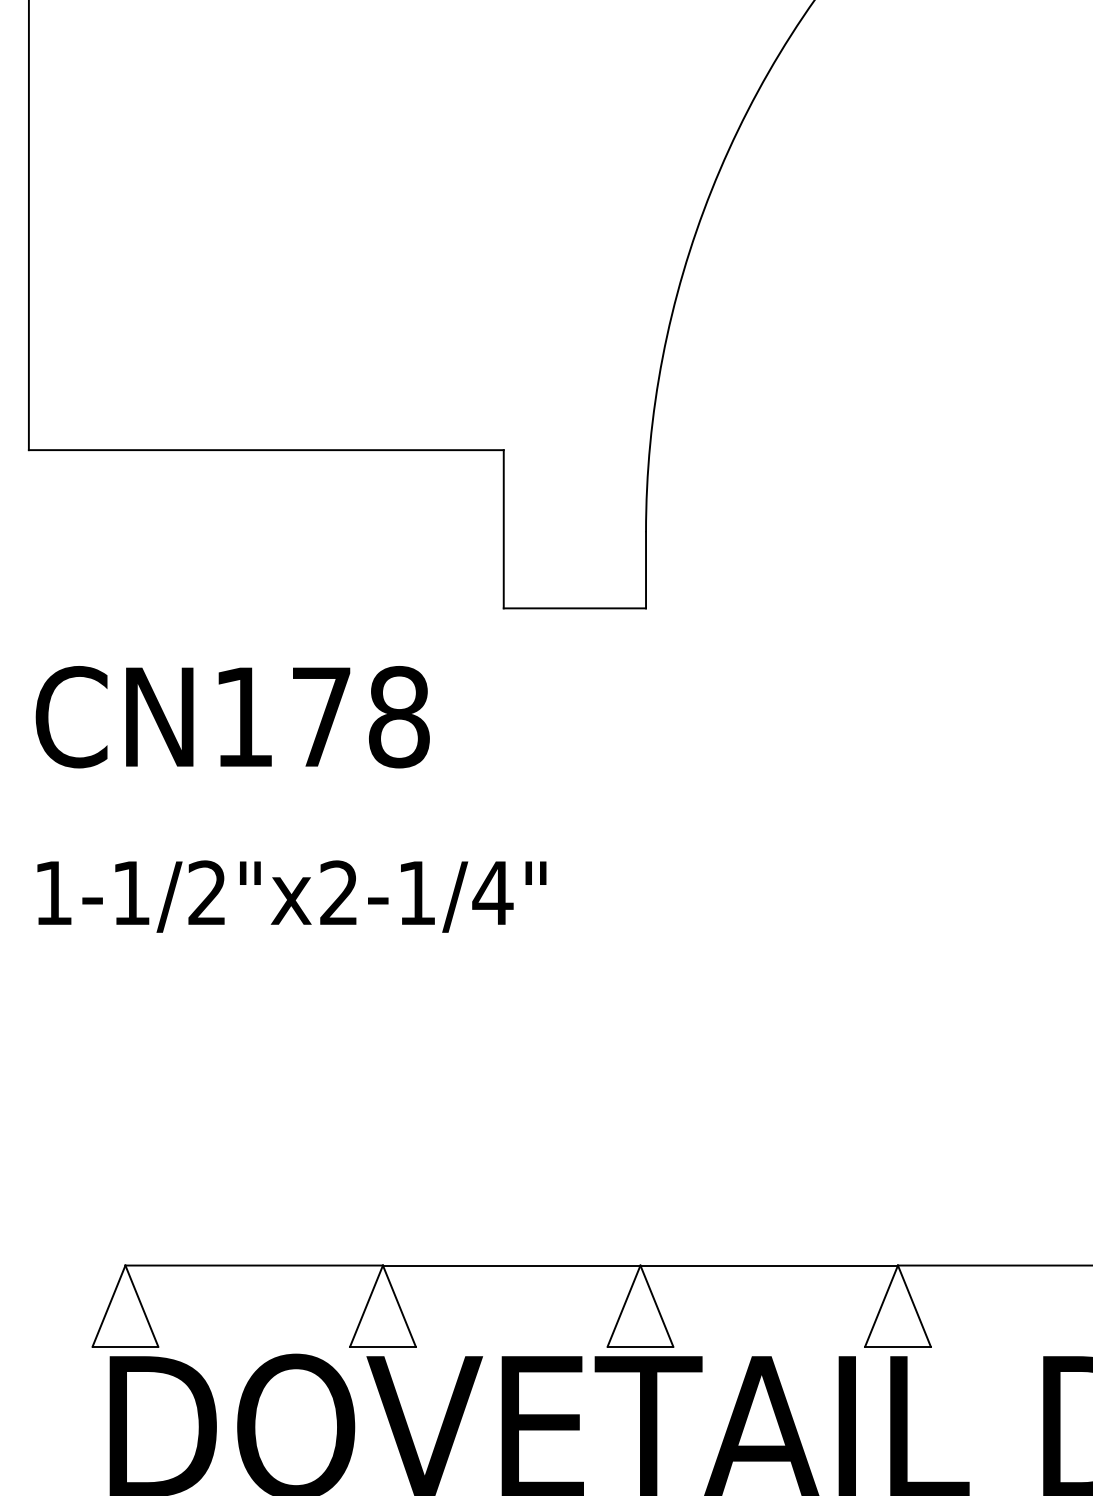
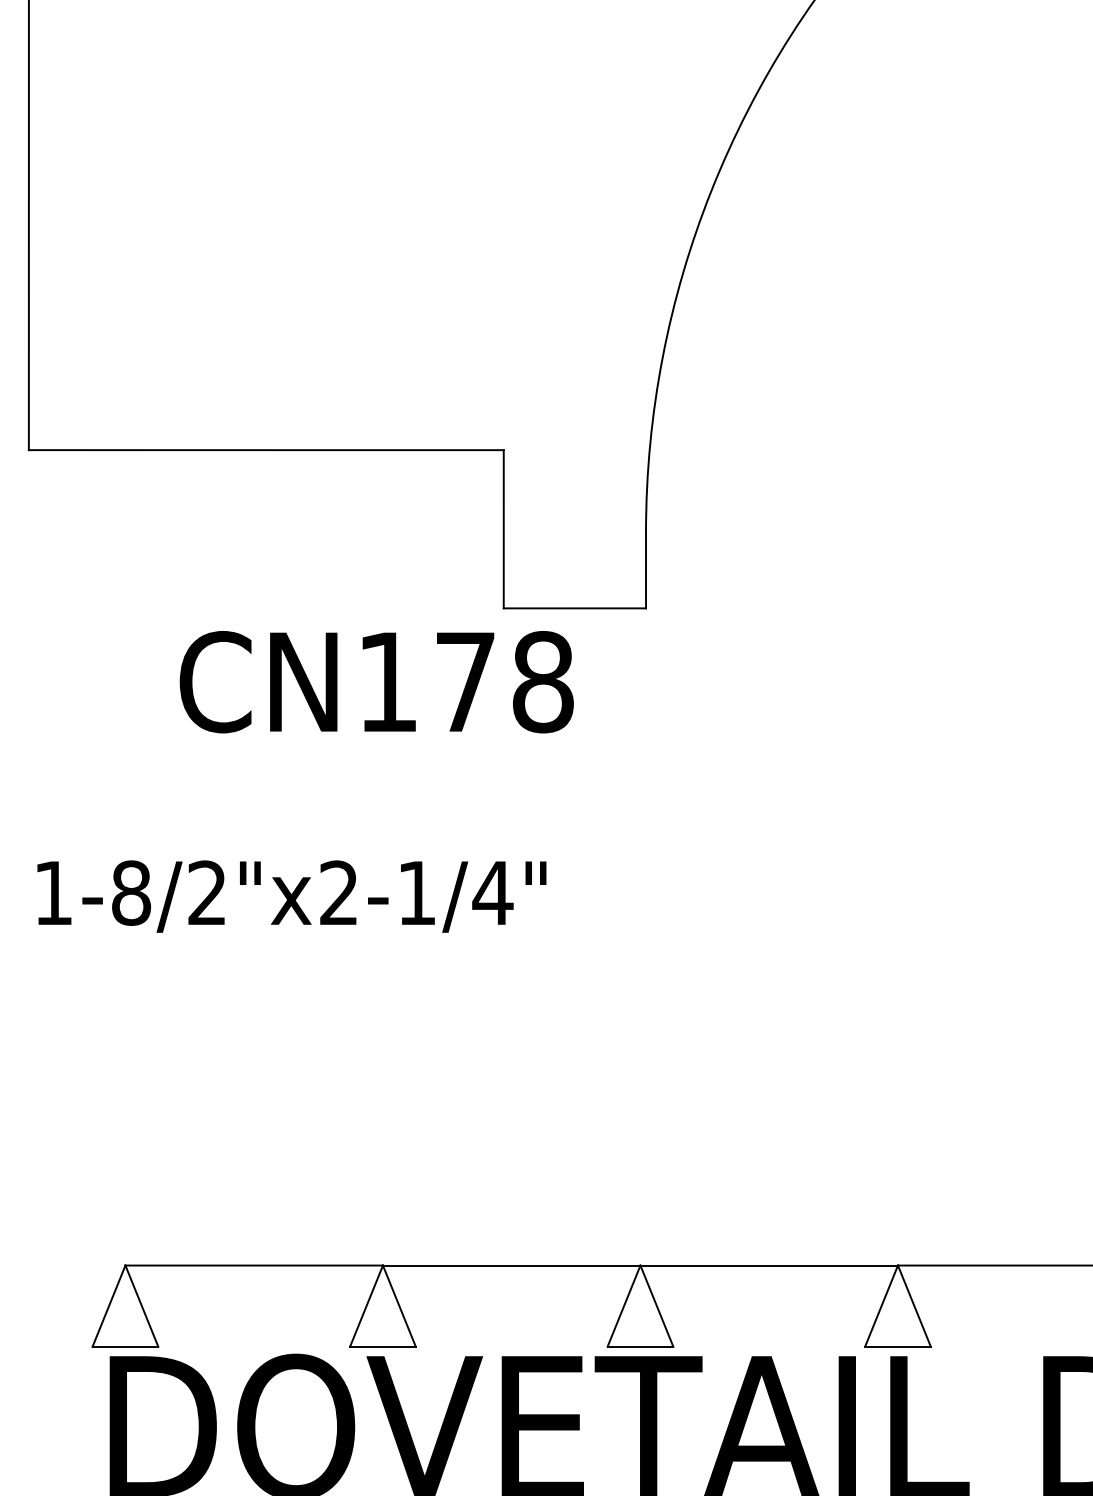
text position: (232, 717) -> (376, 682) (376, 682)
text: 1-1/2"x2-1/4" -> 1-8/2"x2-1/4" (131, 892)
